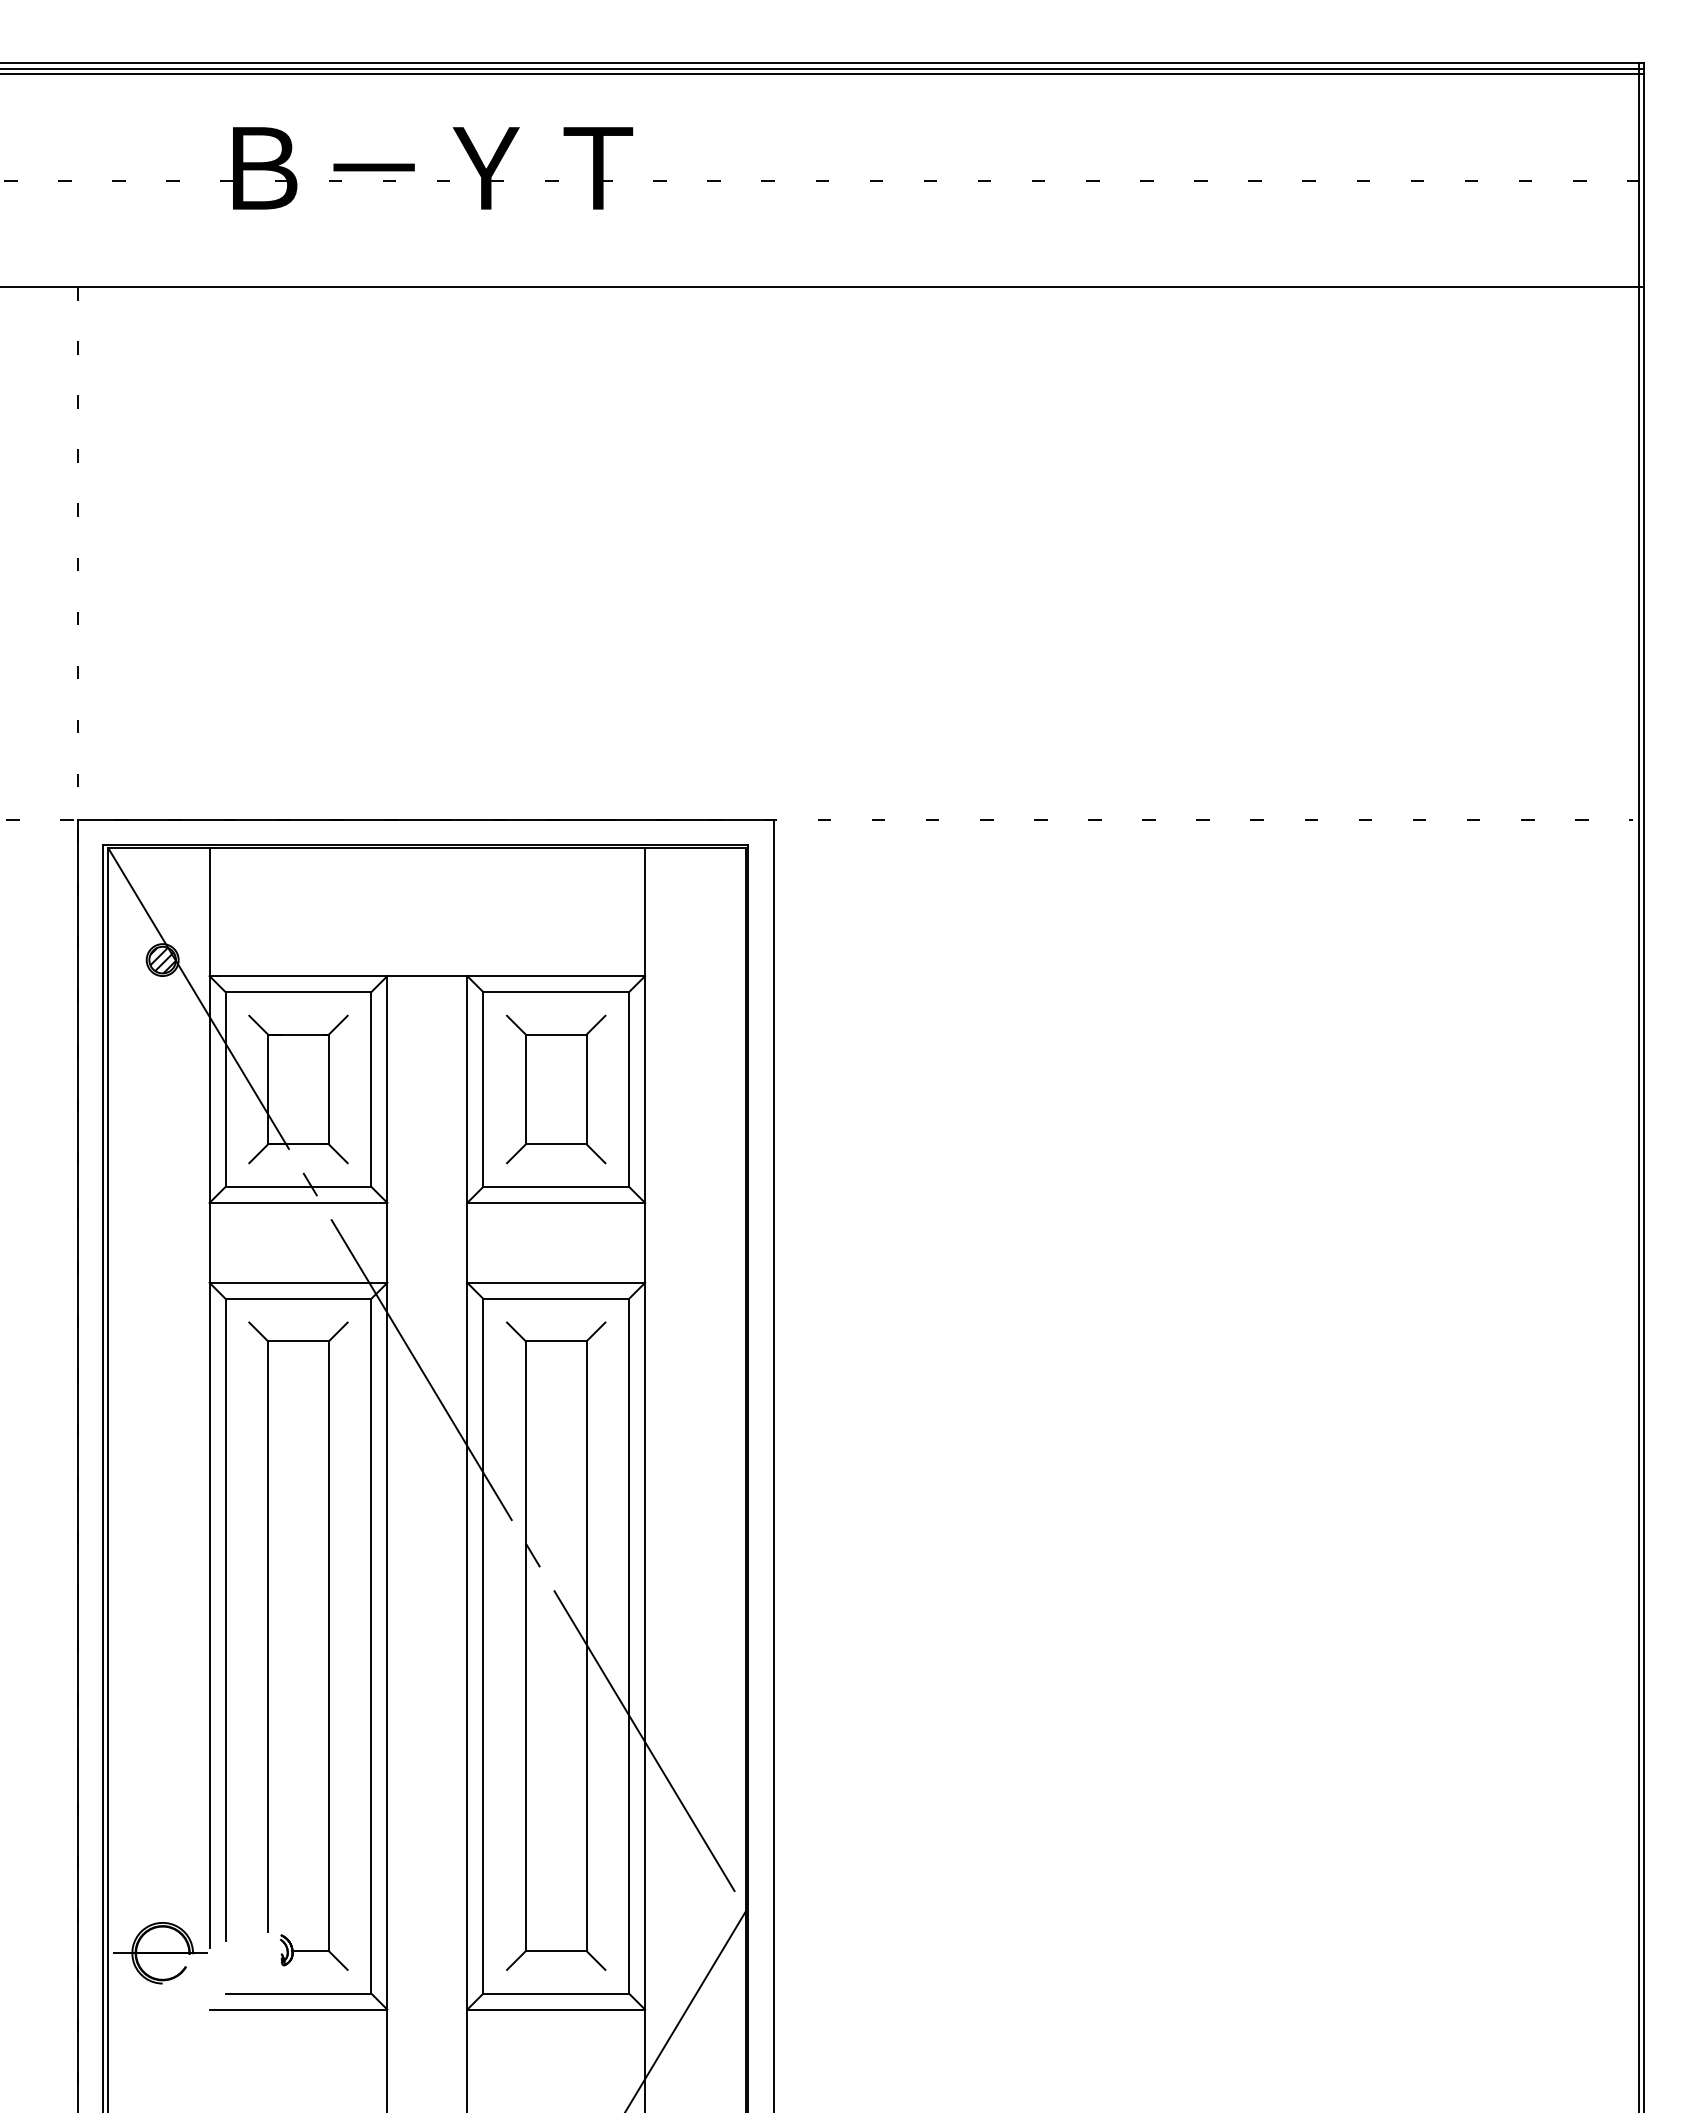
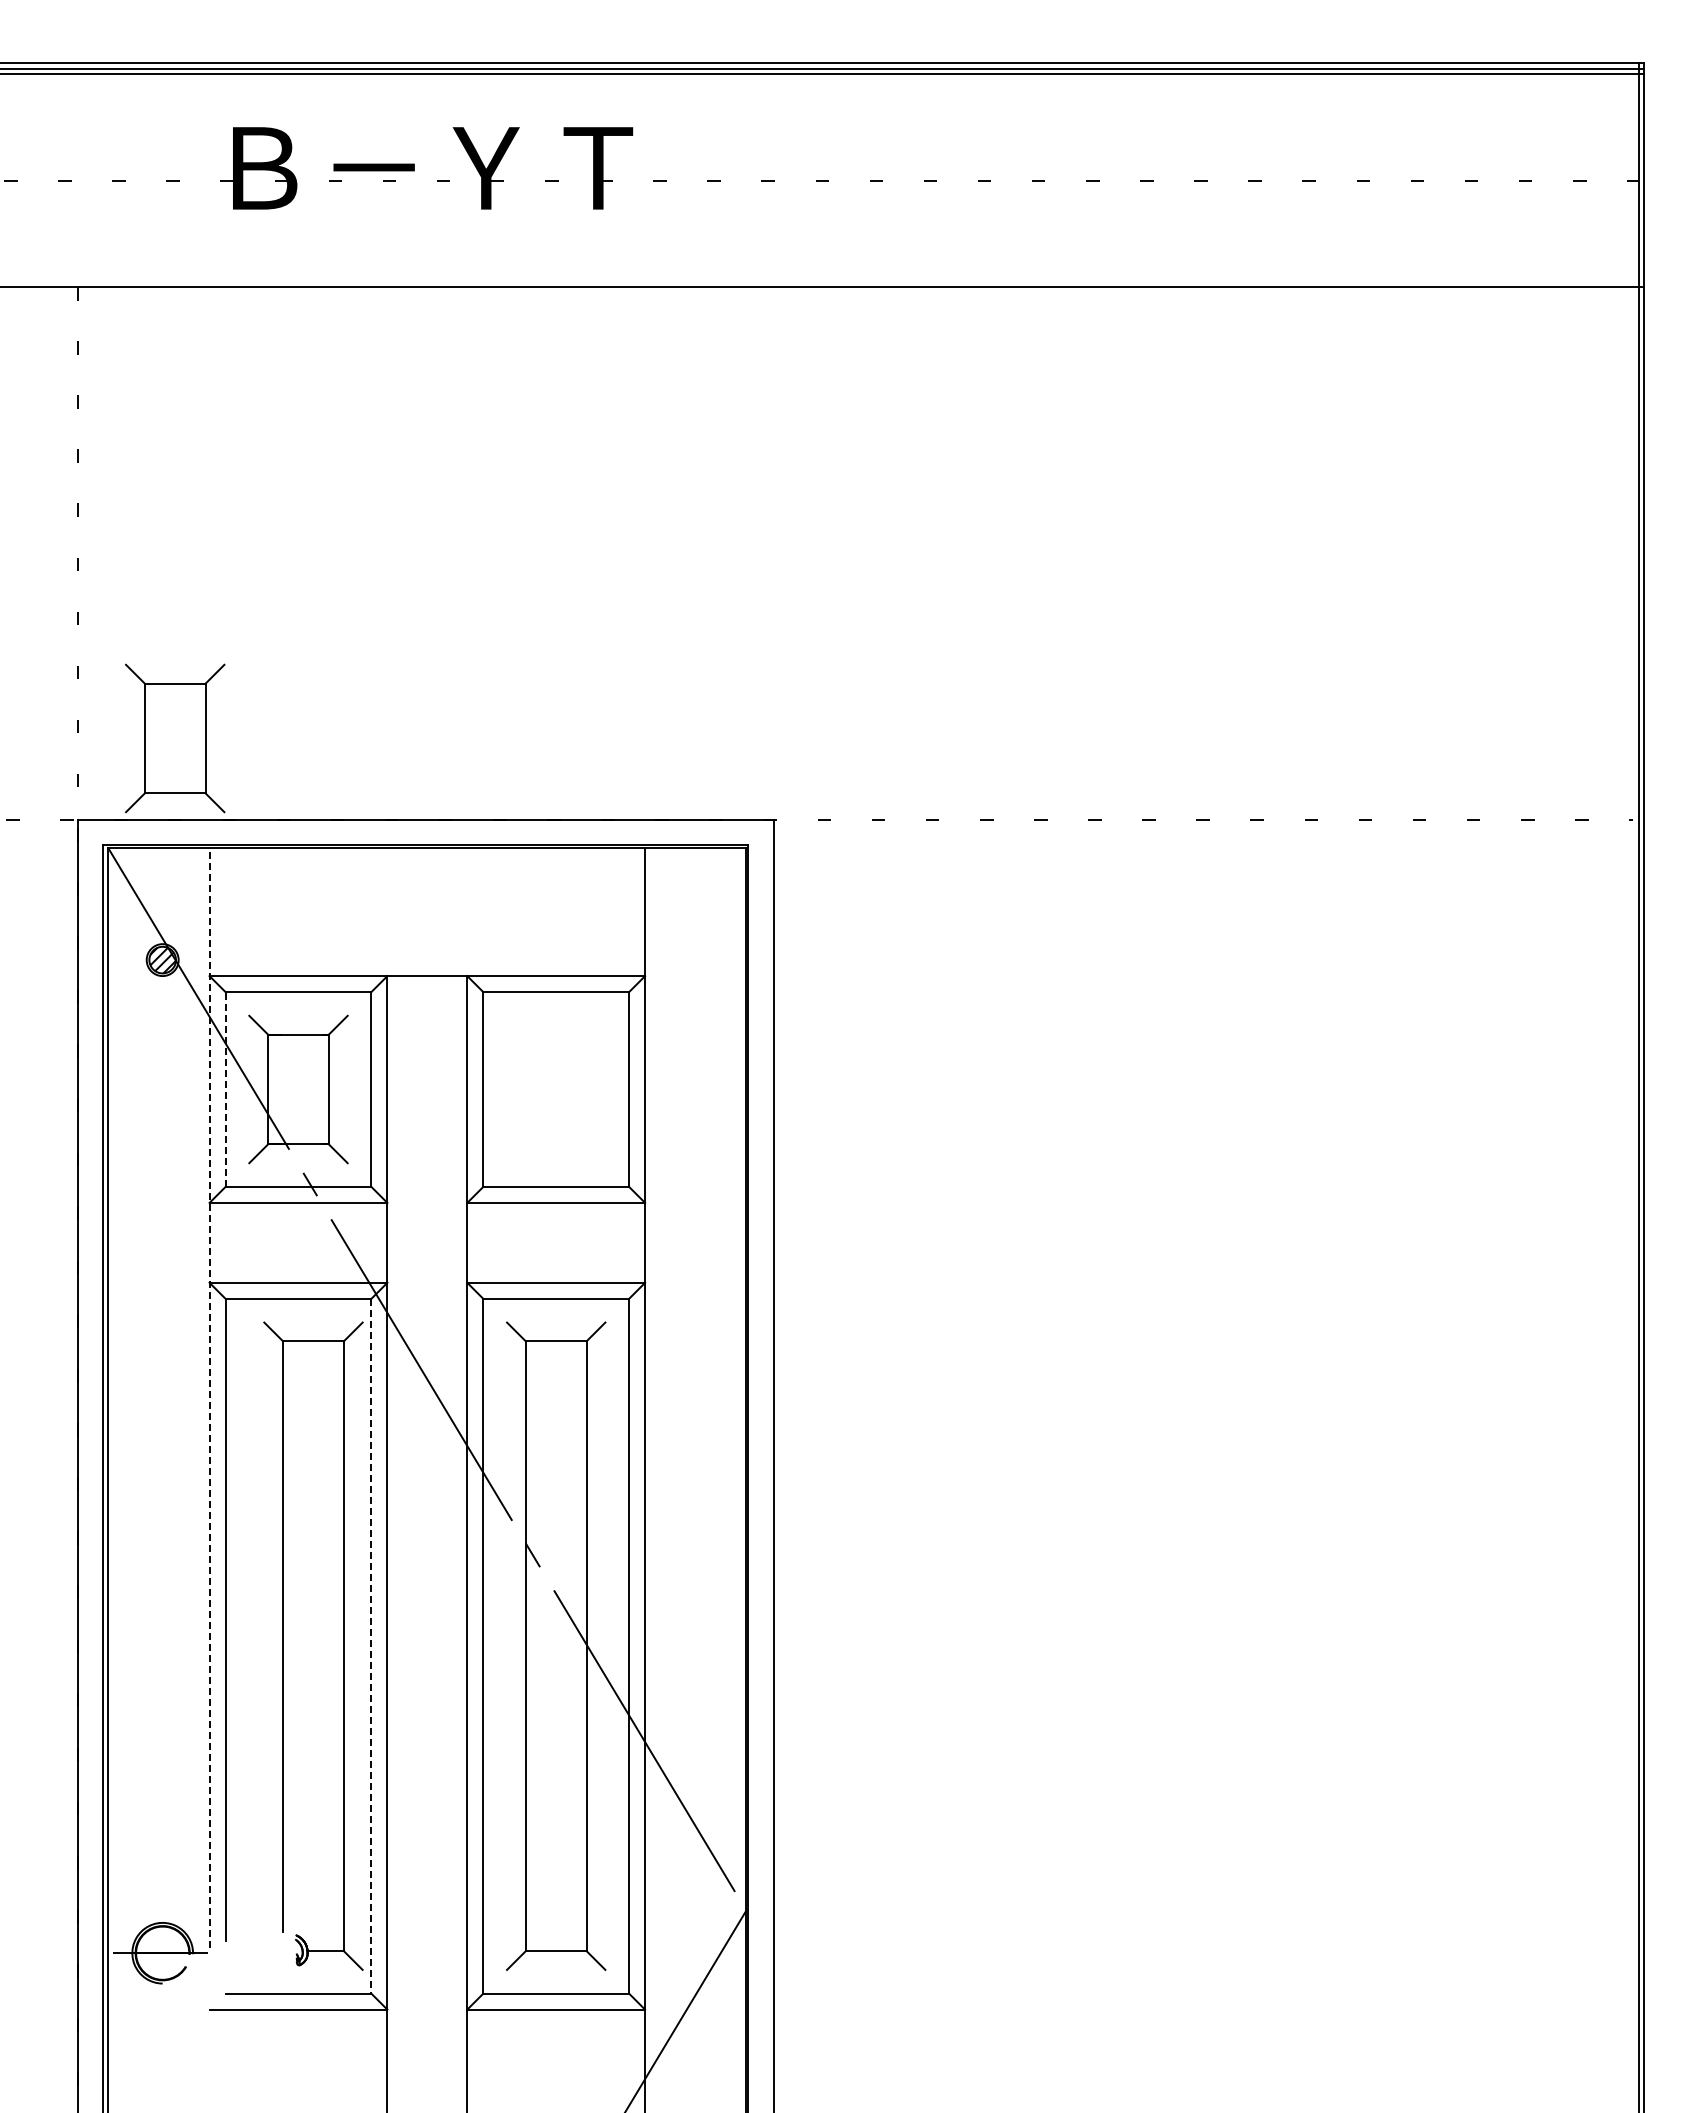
line: solid -> dashed (225, 1089)
part position: (556, 1089) -> (175, 738) (175, 738)
line: solid -> dashed (209, 1397)
part position: (268, 1645) -> (283, 1645) (283, 1645)
line: solid -> dashed (371, 1646)
